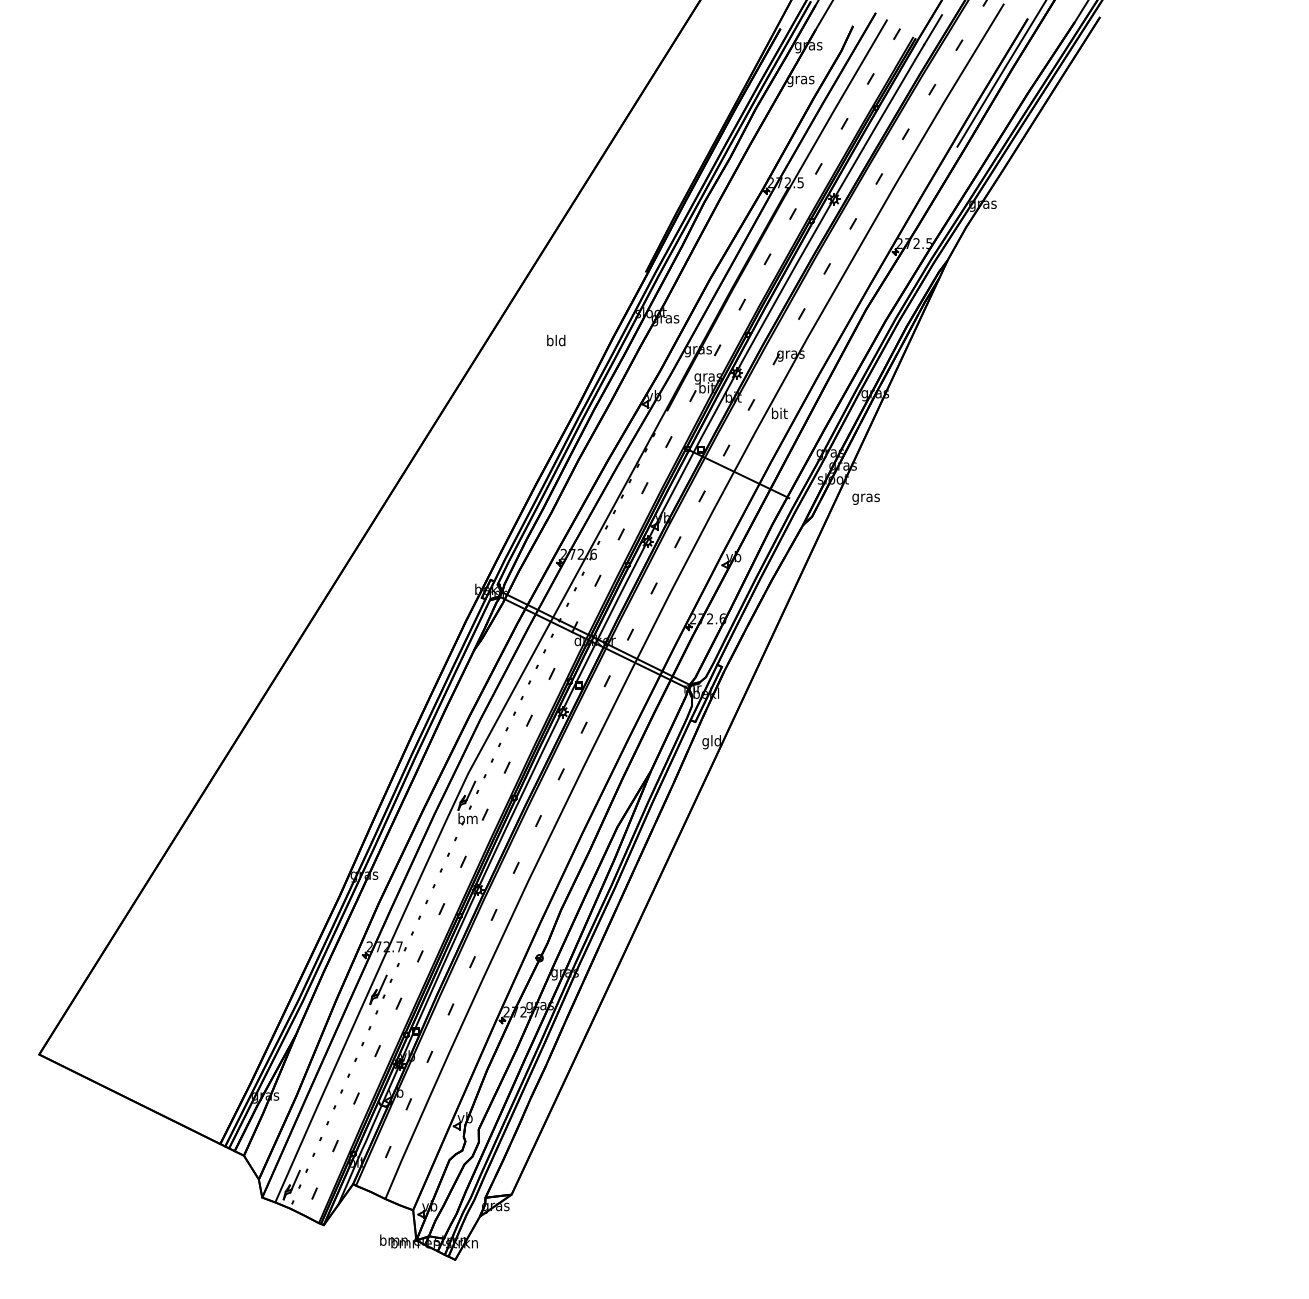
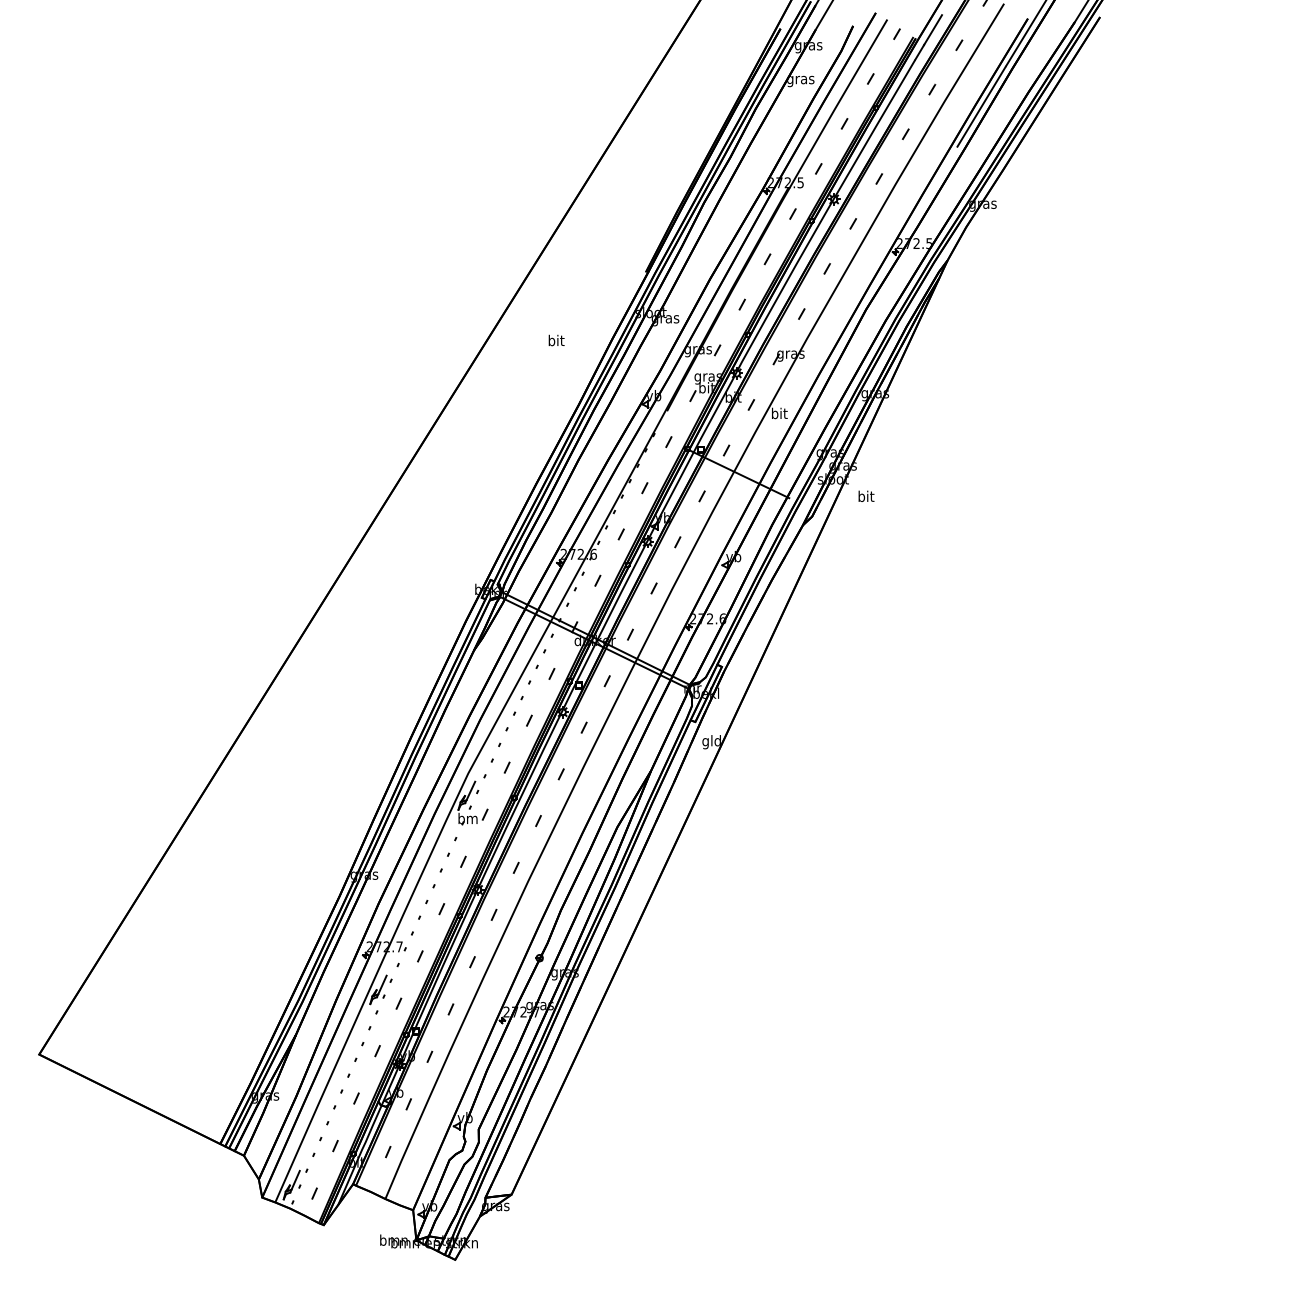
text: bld -> bit (556, 340)
text: gras -> bit (865, 497)
